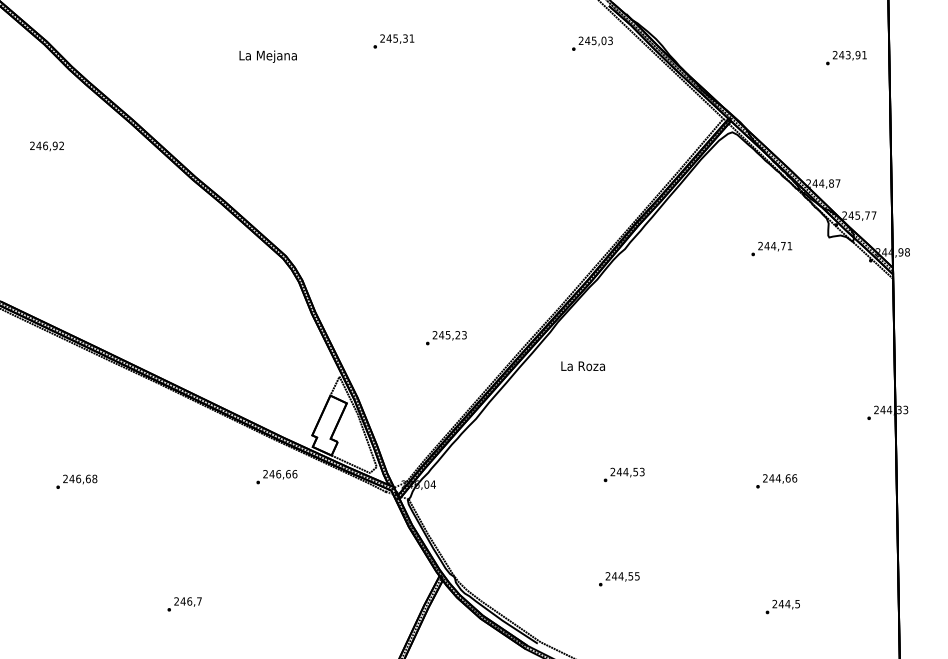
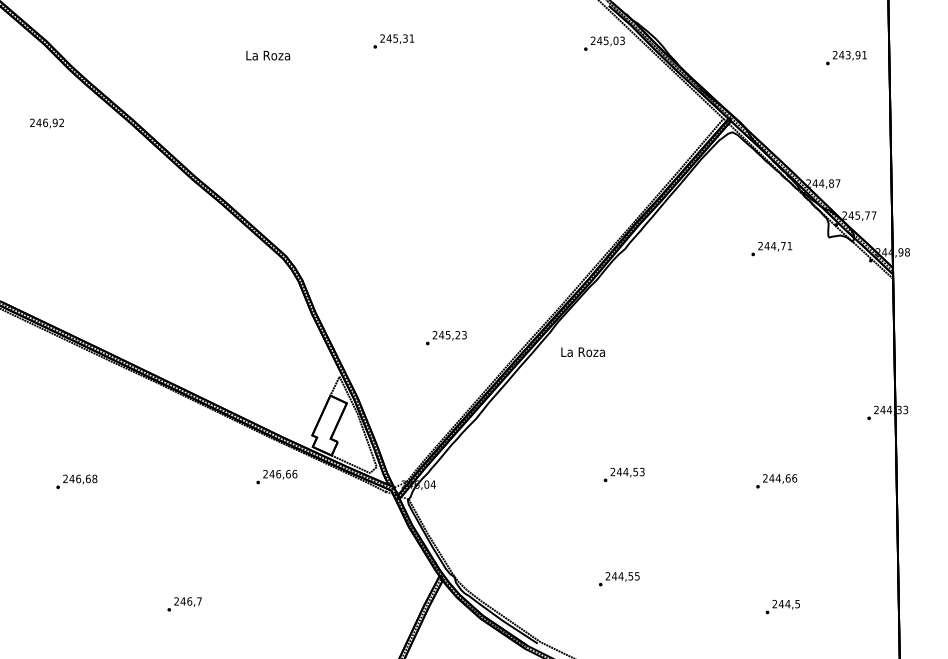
text position: (592, 43) -> (604, 43) (604, 43)
text: La Mejana -> La Roza (267, 56)
text position: (46, 146) -> (46, 123) (46, 123)
text position: (582, 365) -> (582, 351) (582, 351)
